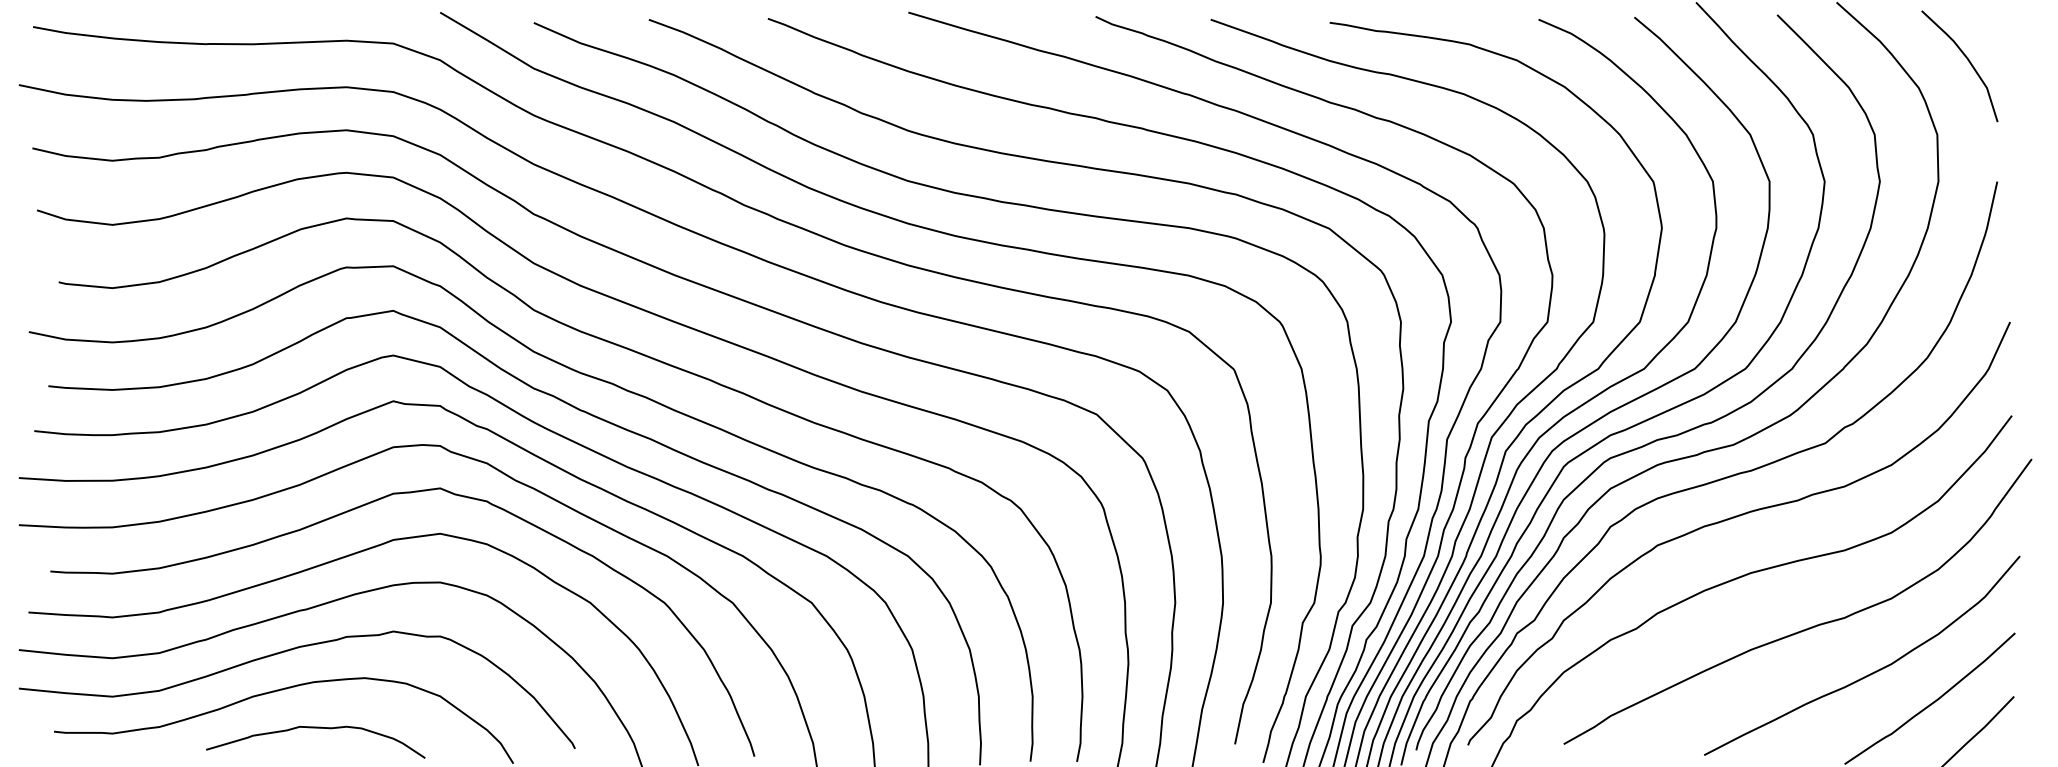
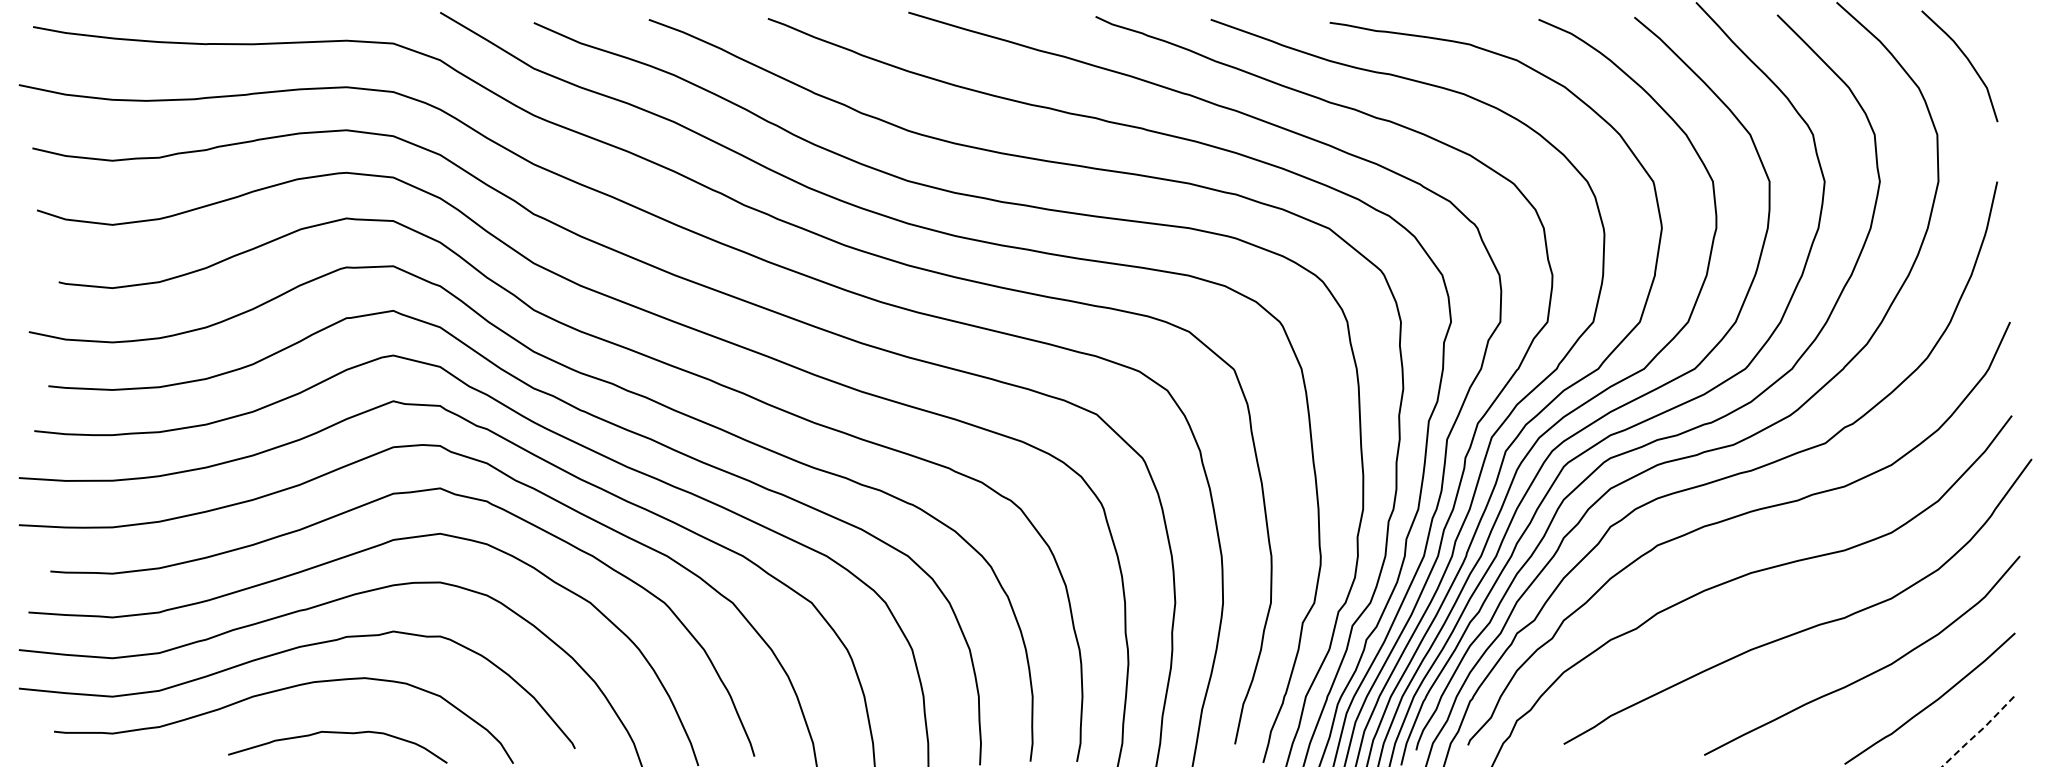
curve position: (315, 728) -> (337, 733) (337, 733)
line: solid -> dashed (1978, 732)
